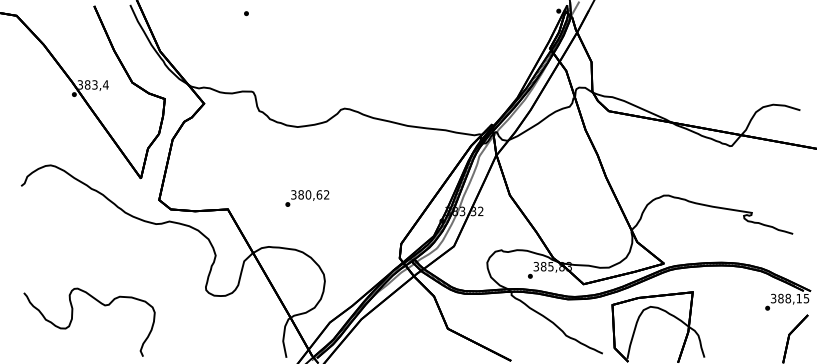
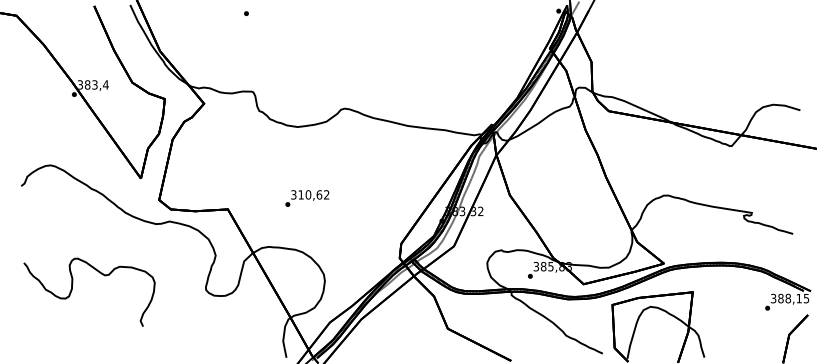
text: 380,62 -> 310,62 (300, 194)
part position: (72, 320) -> (72, 290) (72, 290)
